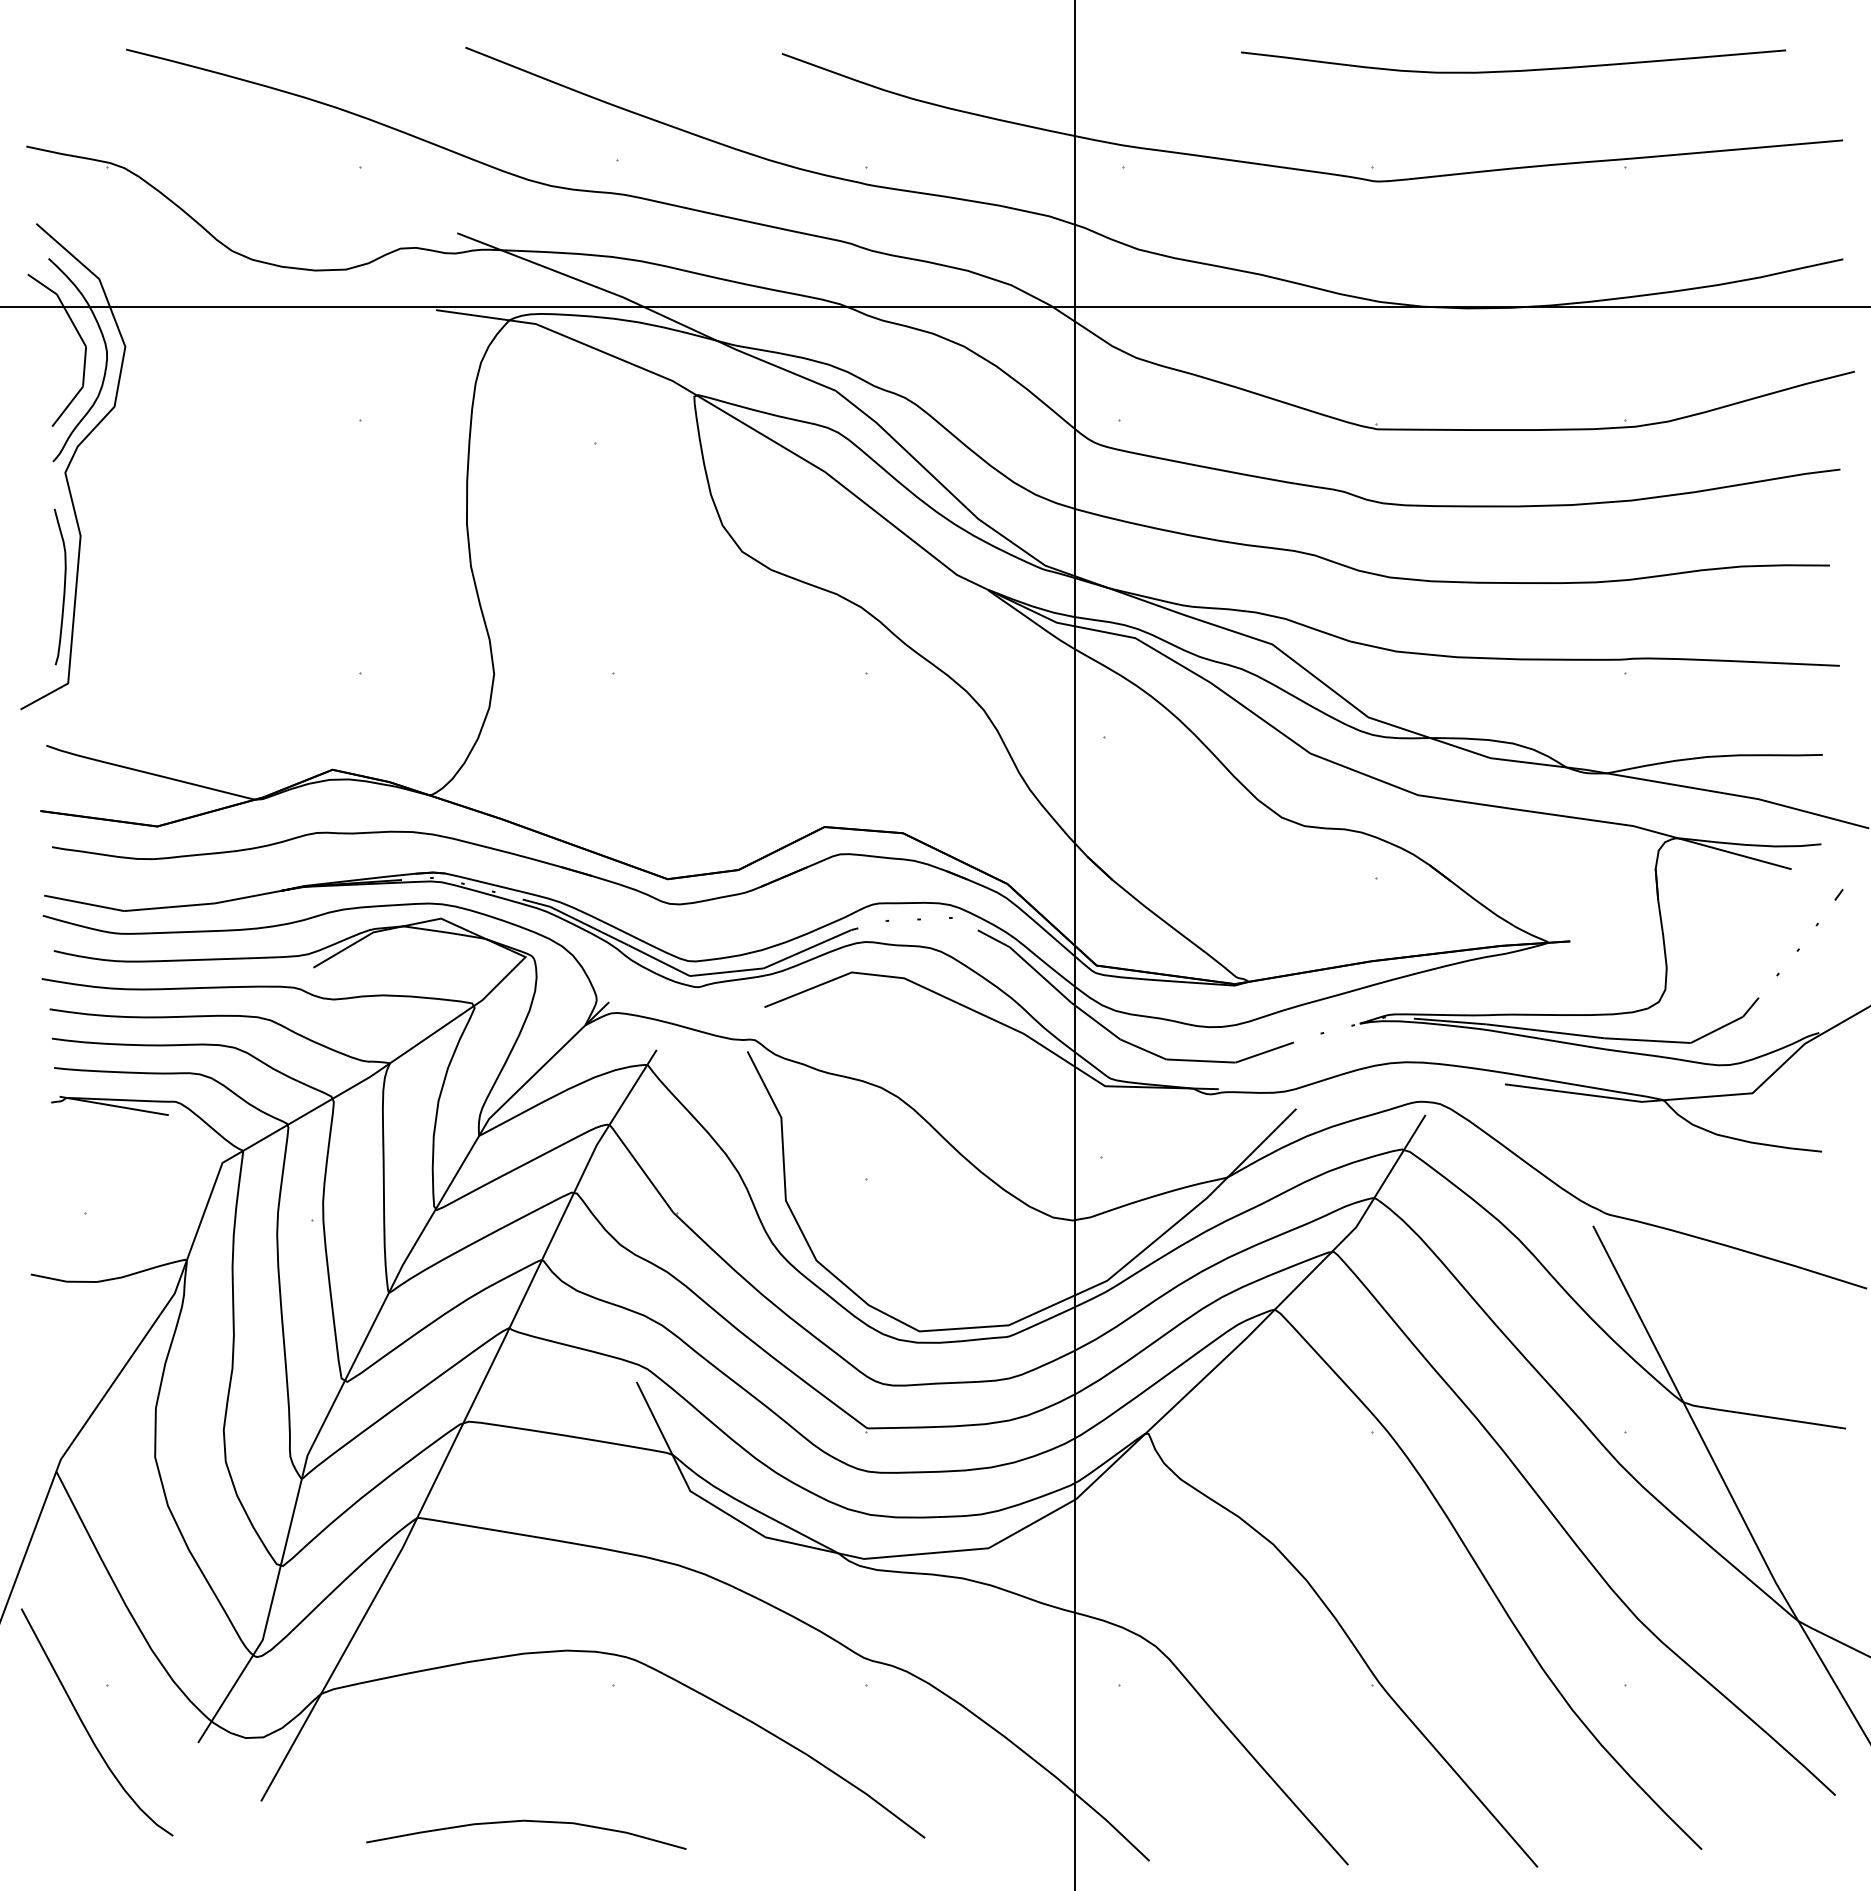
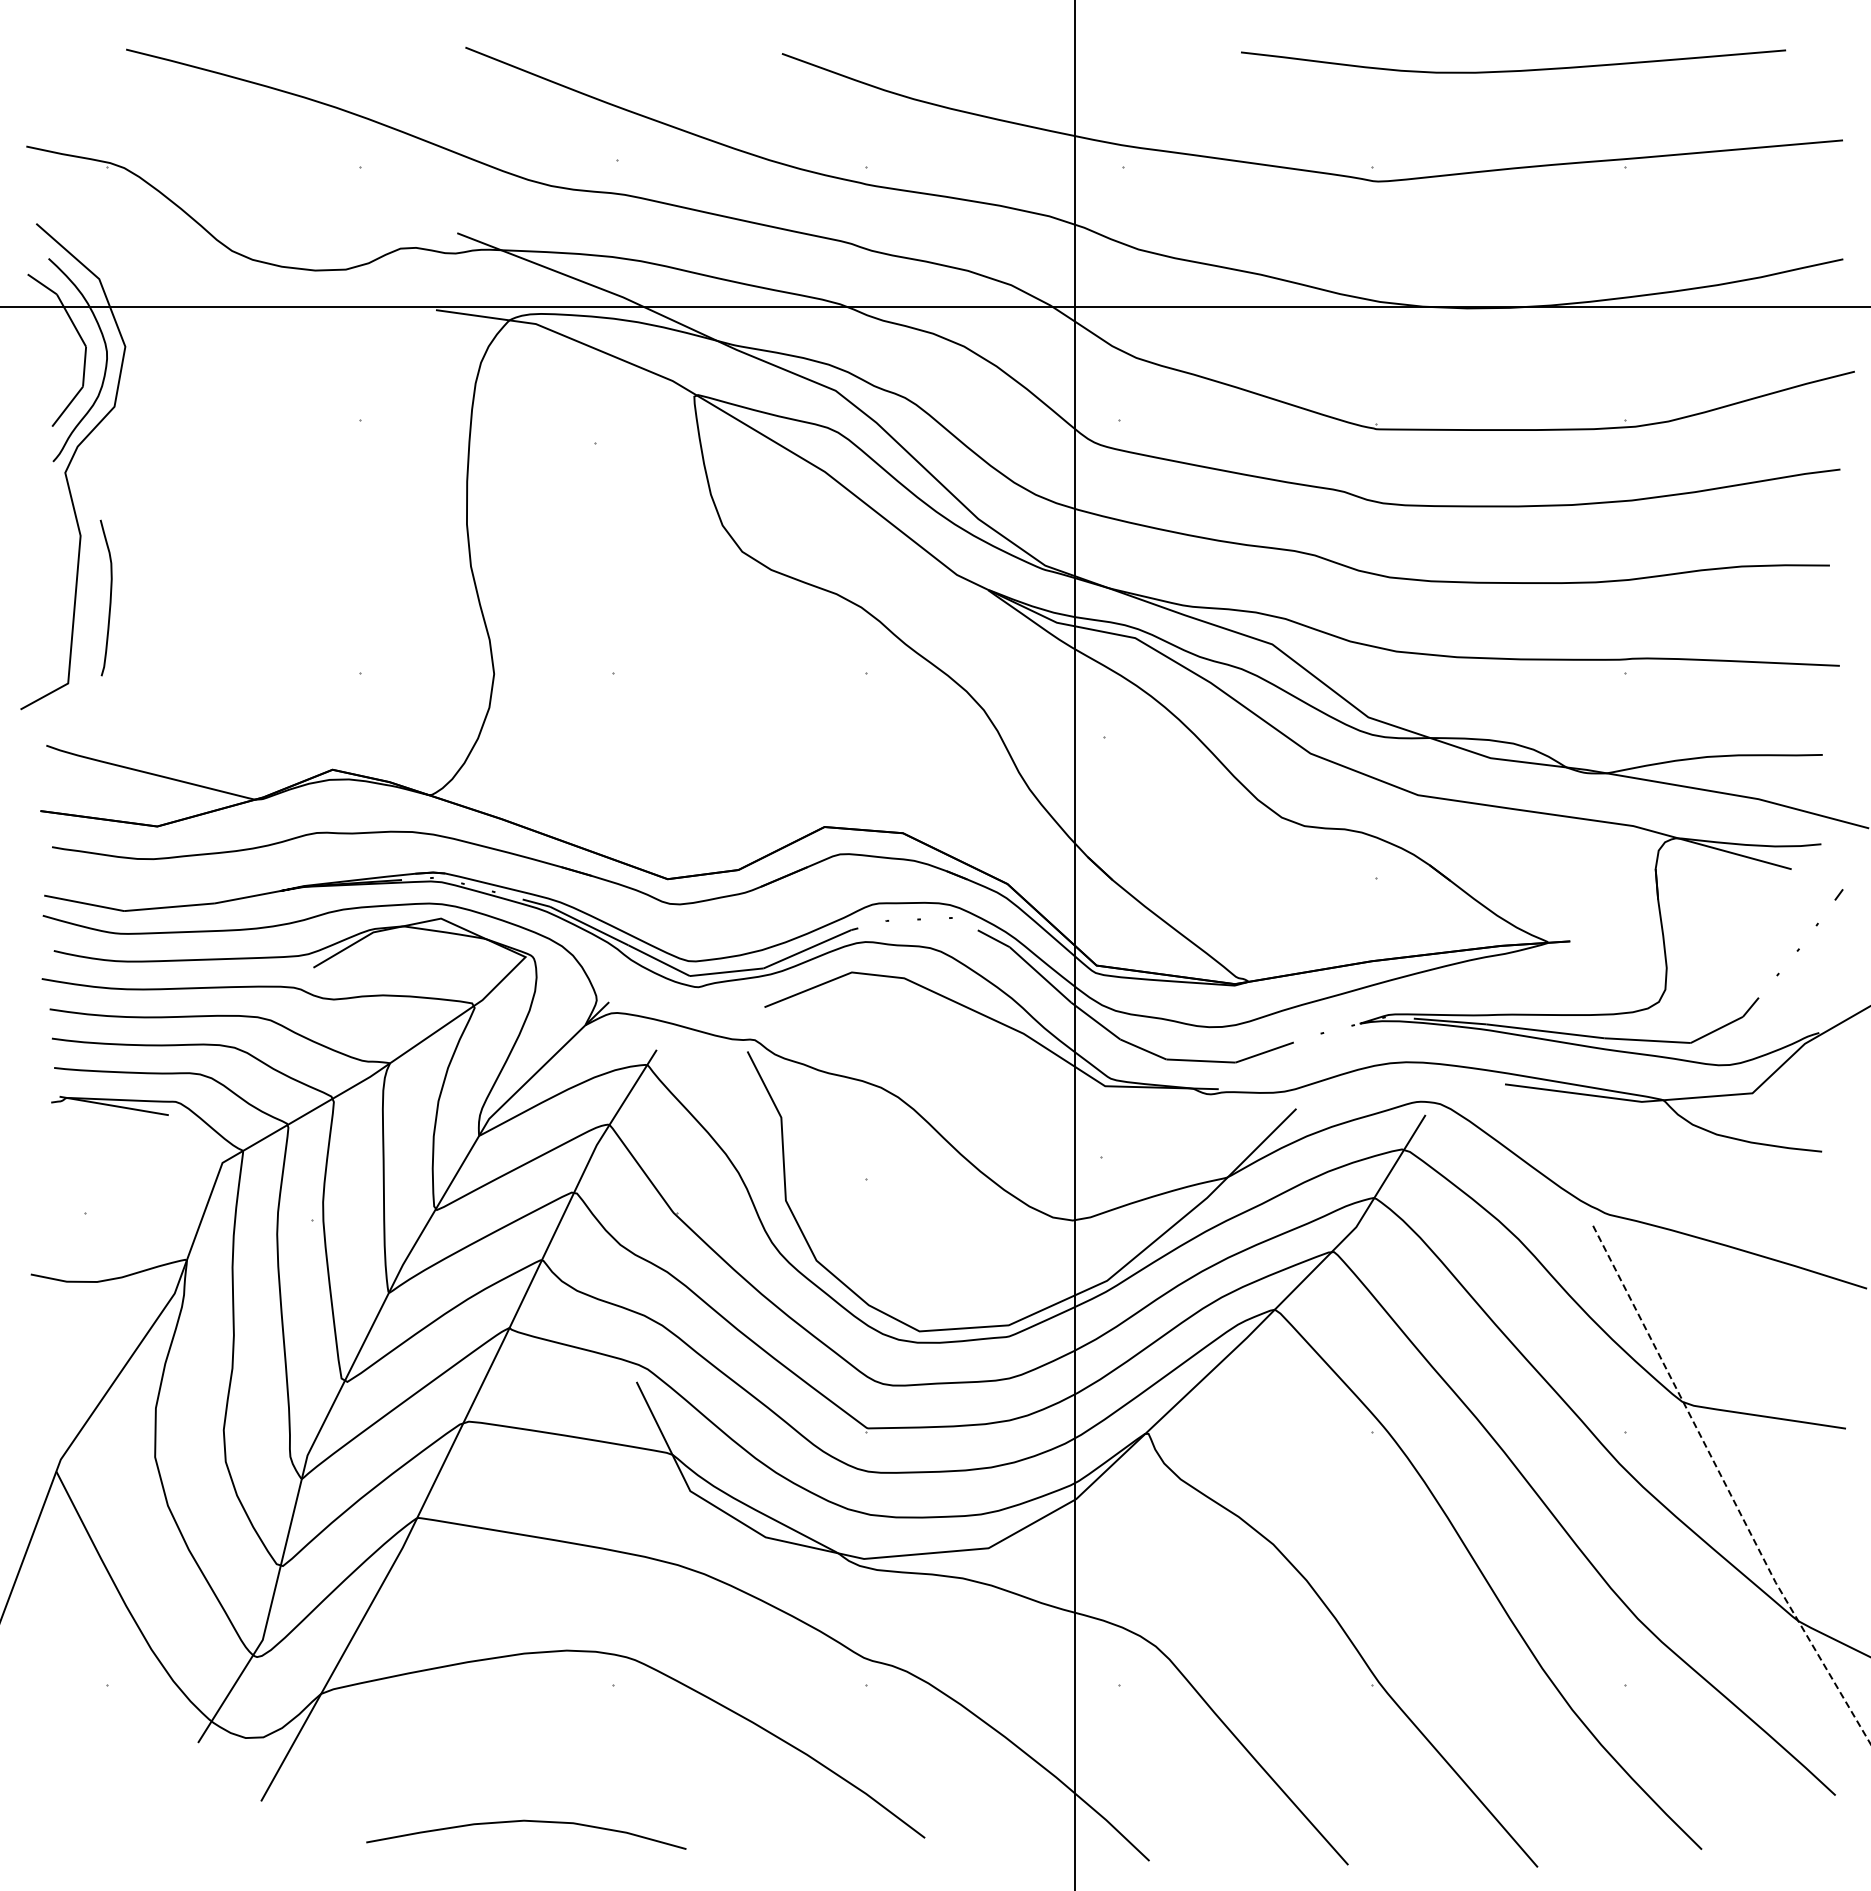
curve position: (63, 586) -> (109, 597) (109, 597)
line: solid -> dashed (1727, 1488)
curve: present -> none (86, 1727)
